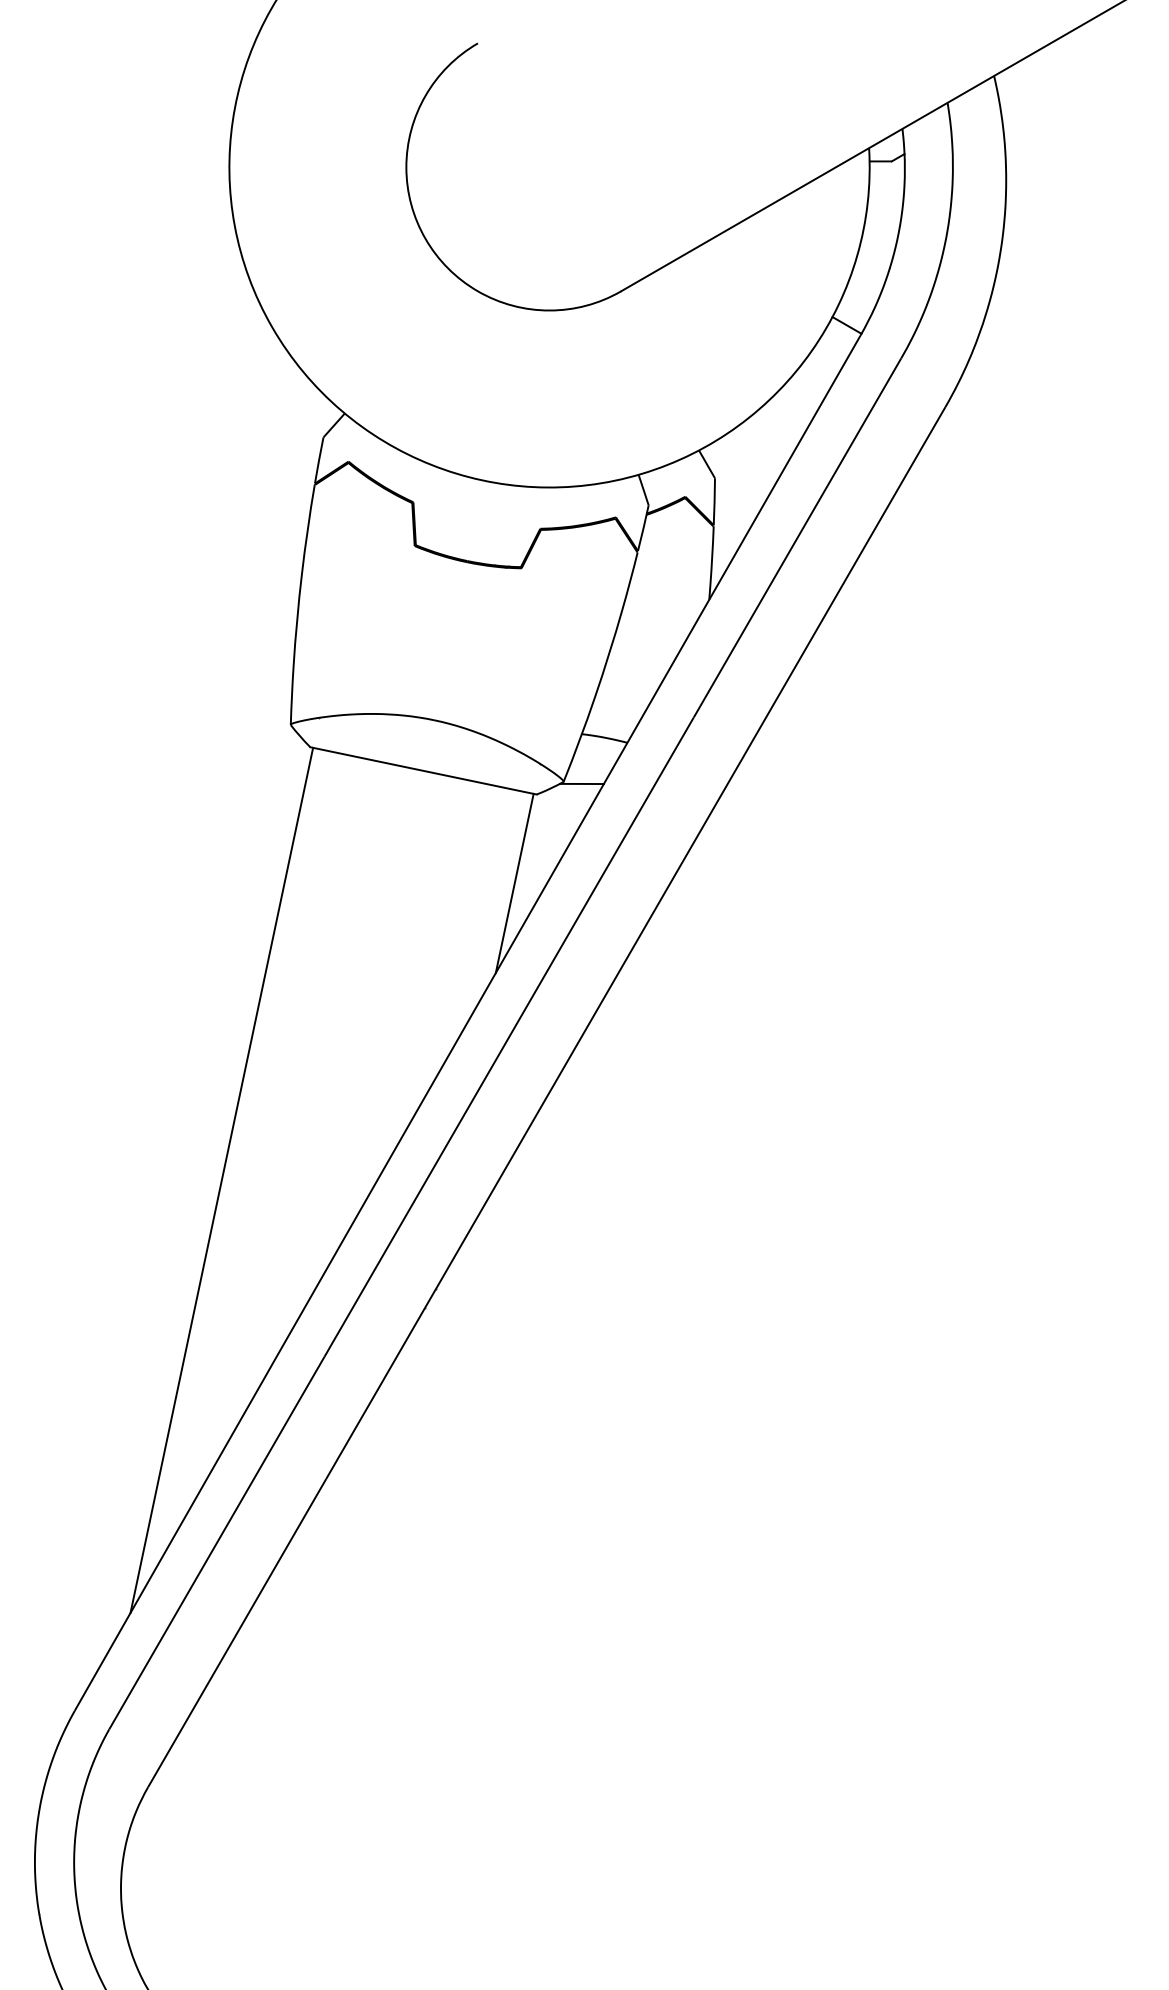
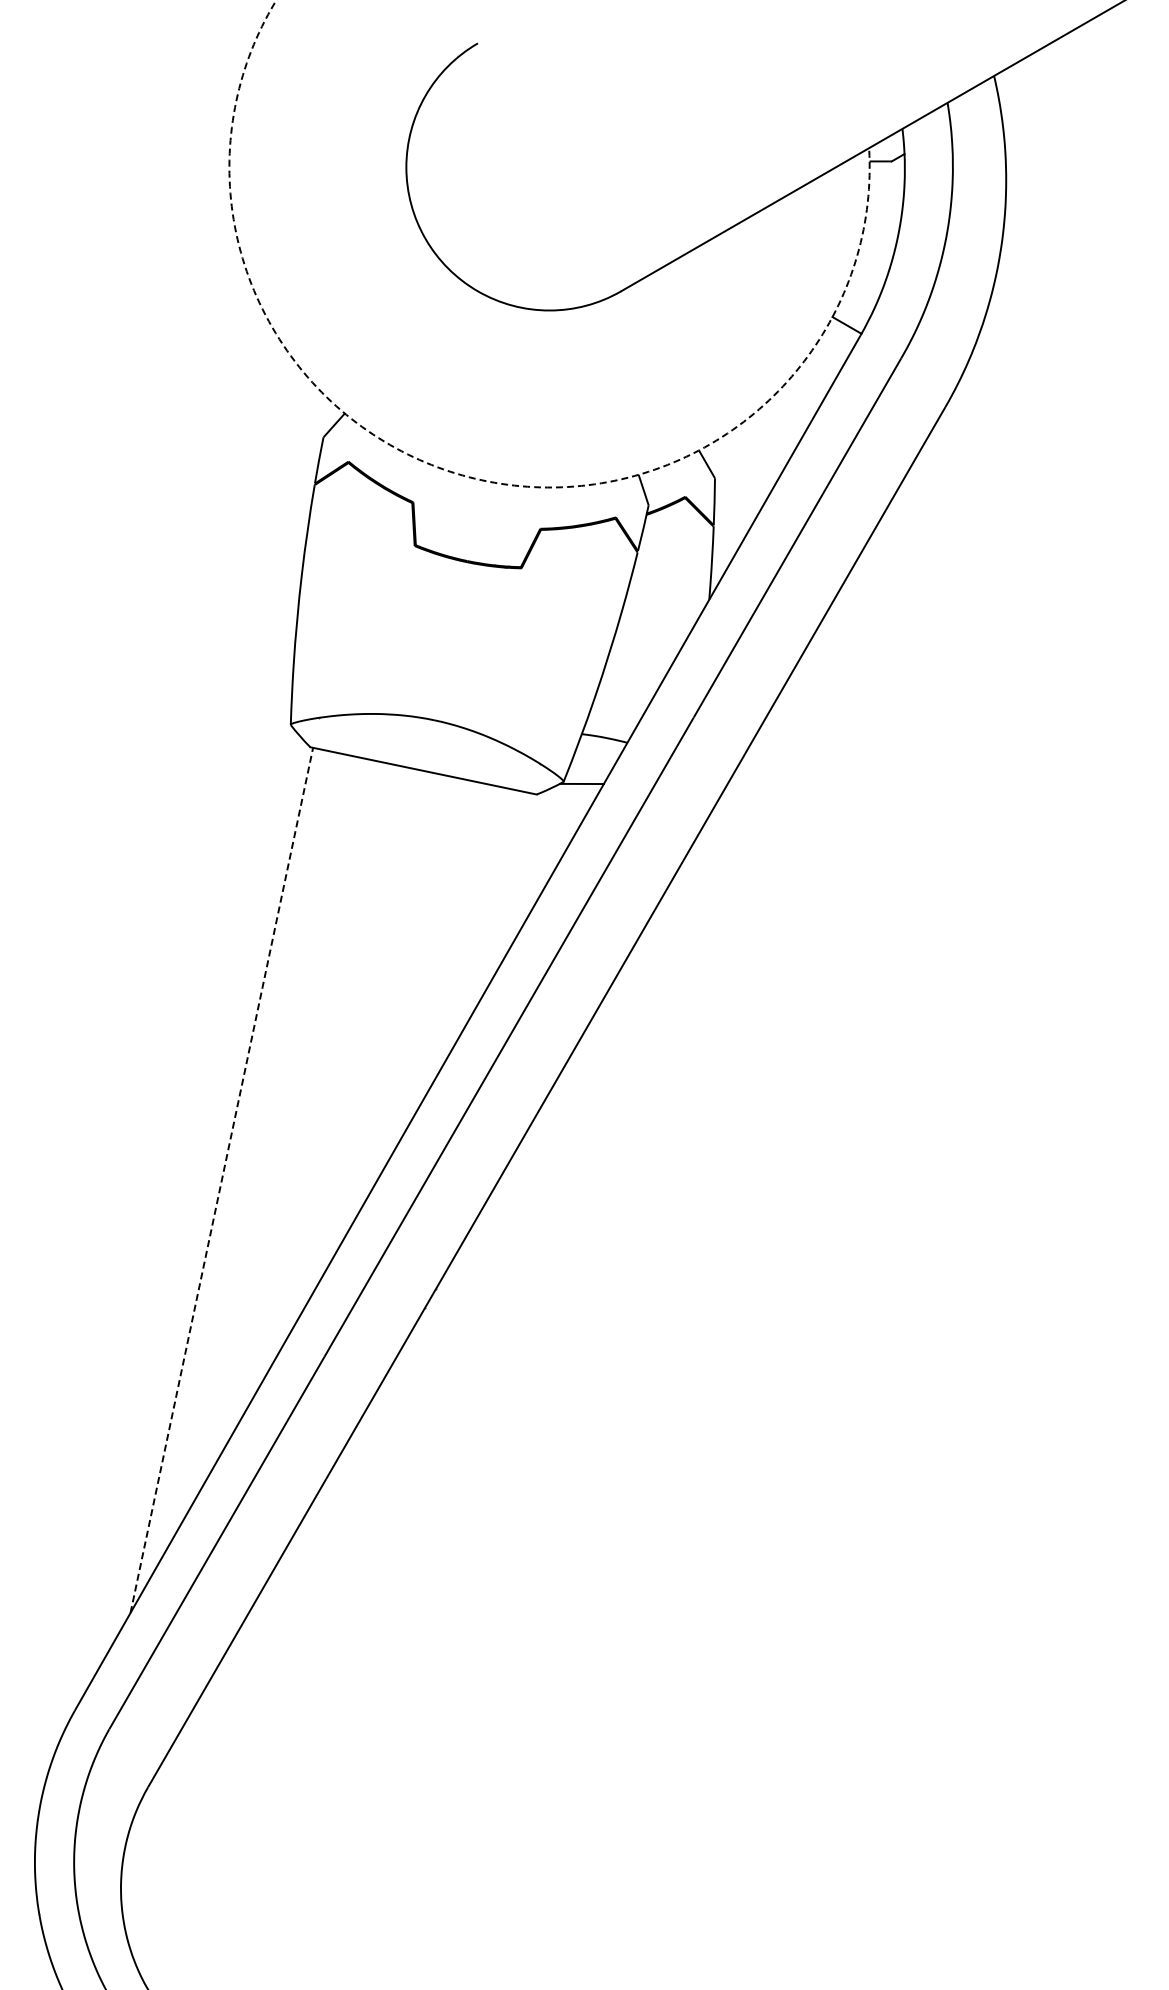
arc: solid -> dashed (472, 477)
line: present -> none (514, 883)
line: solid -> dashed (221, 1179)
